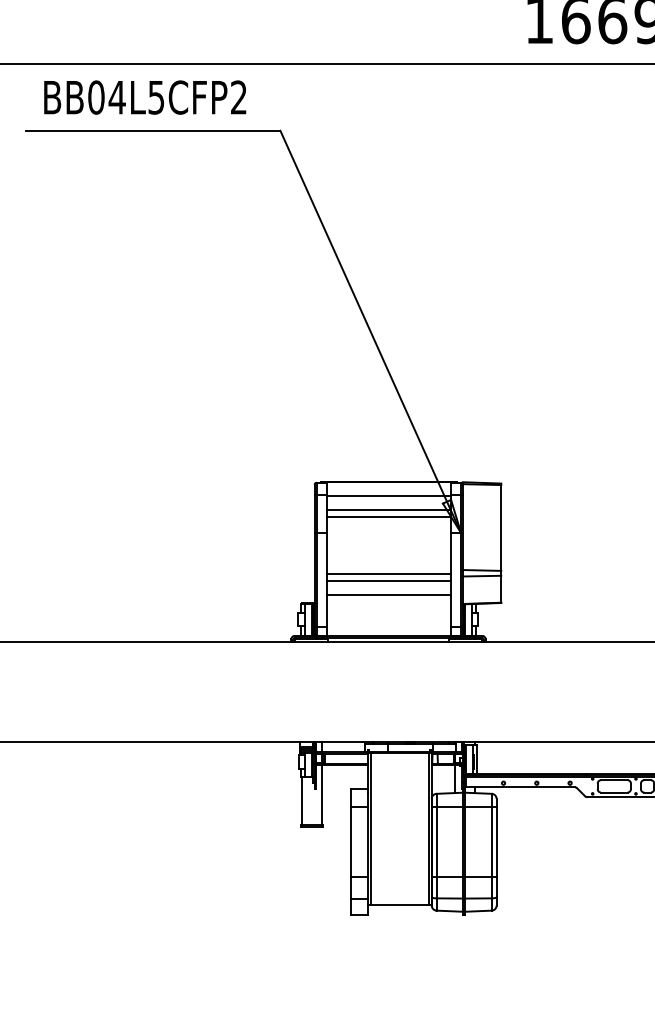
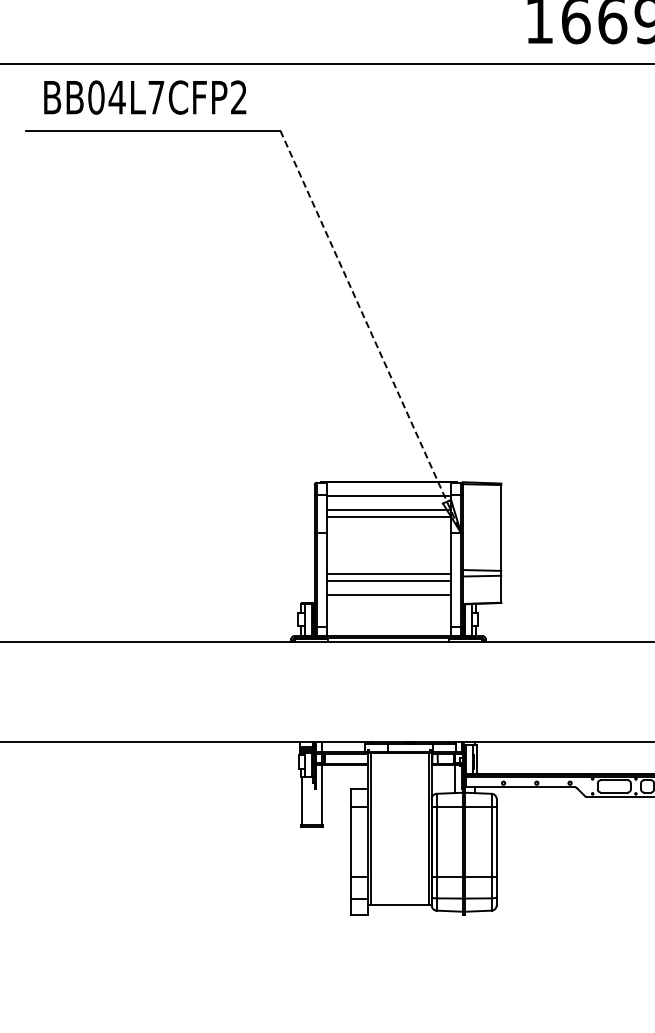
text: BB04L5CFP2 -> BB04L7CFP2 (156, 97)
line: solid -> dashed (370, 332)
